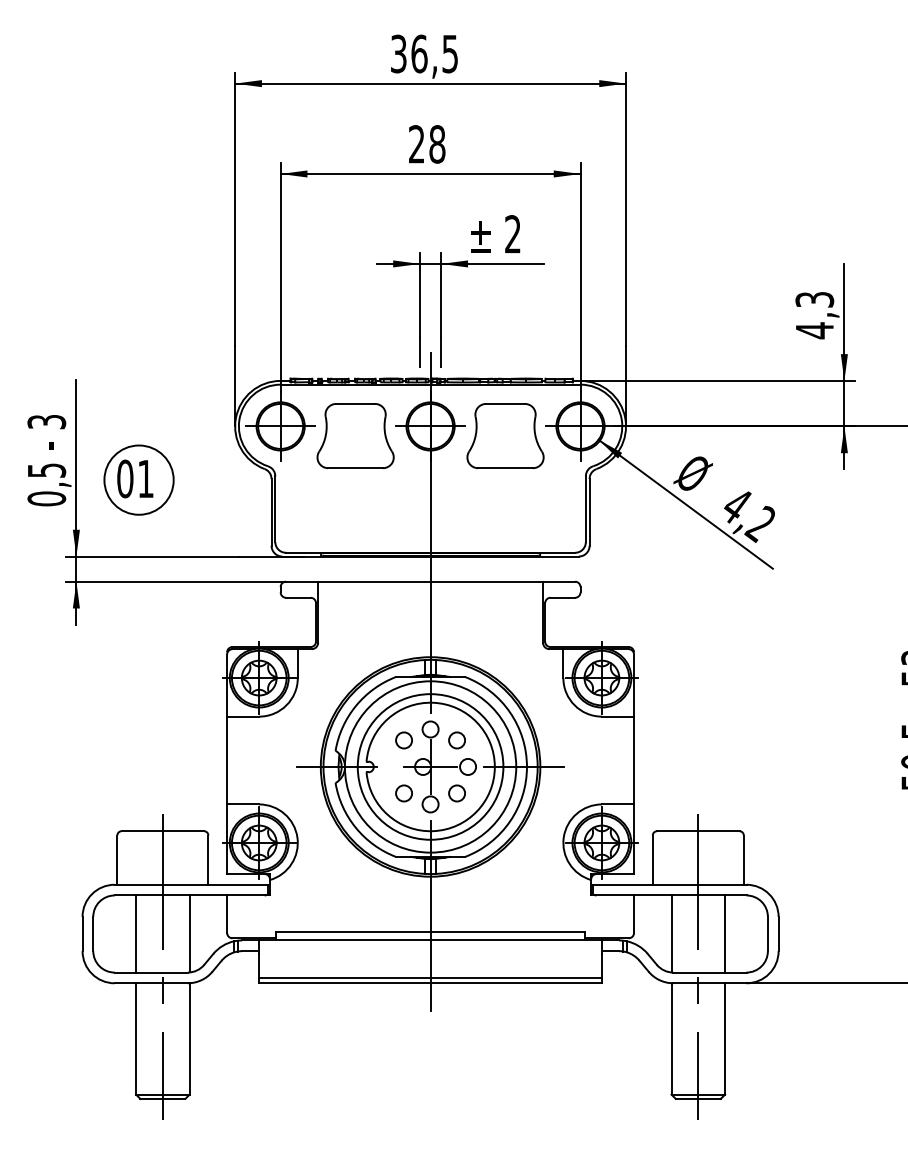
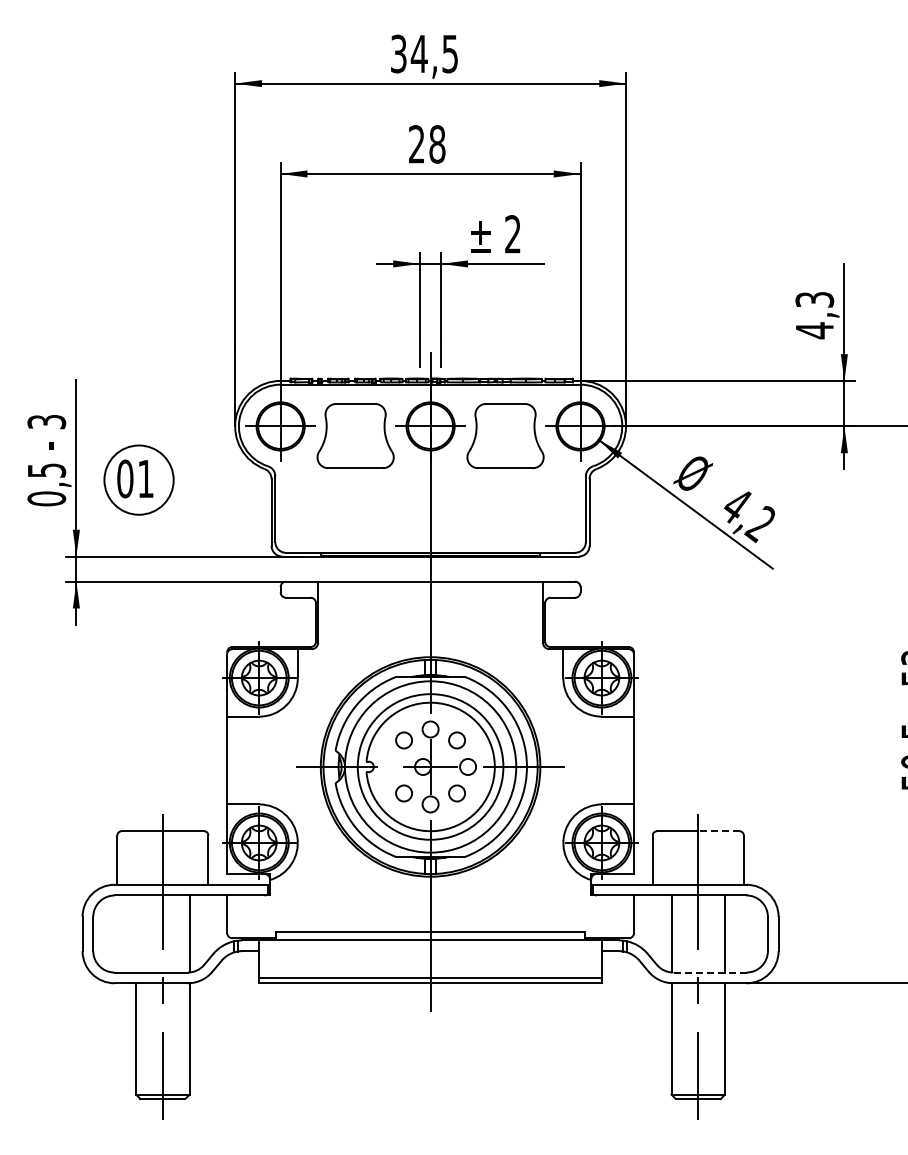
text: 36,5 -> 34,5 (418, 53)
line: solid -> dashed (718, 831)
line: present -> none (136, 933)
line: solid -> dashed (709, 972)
